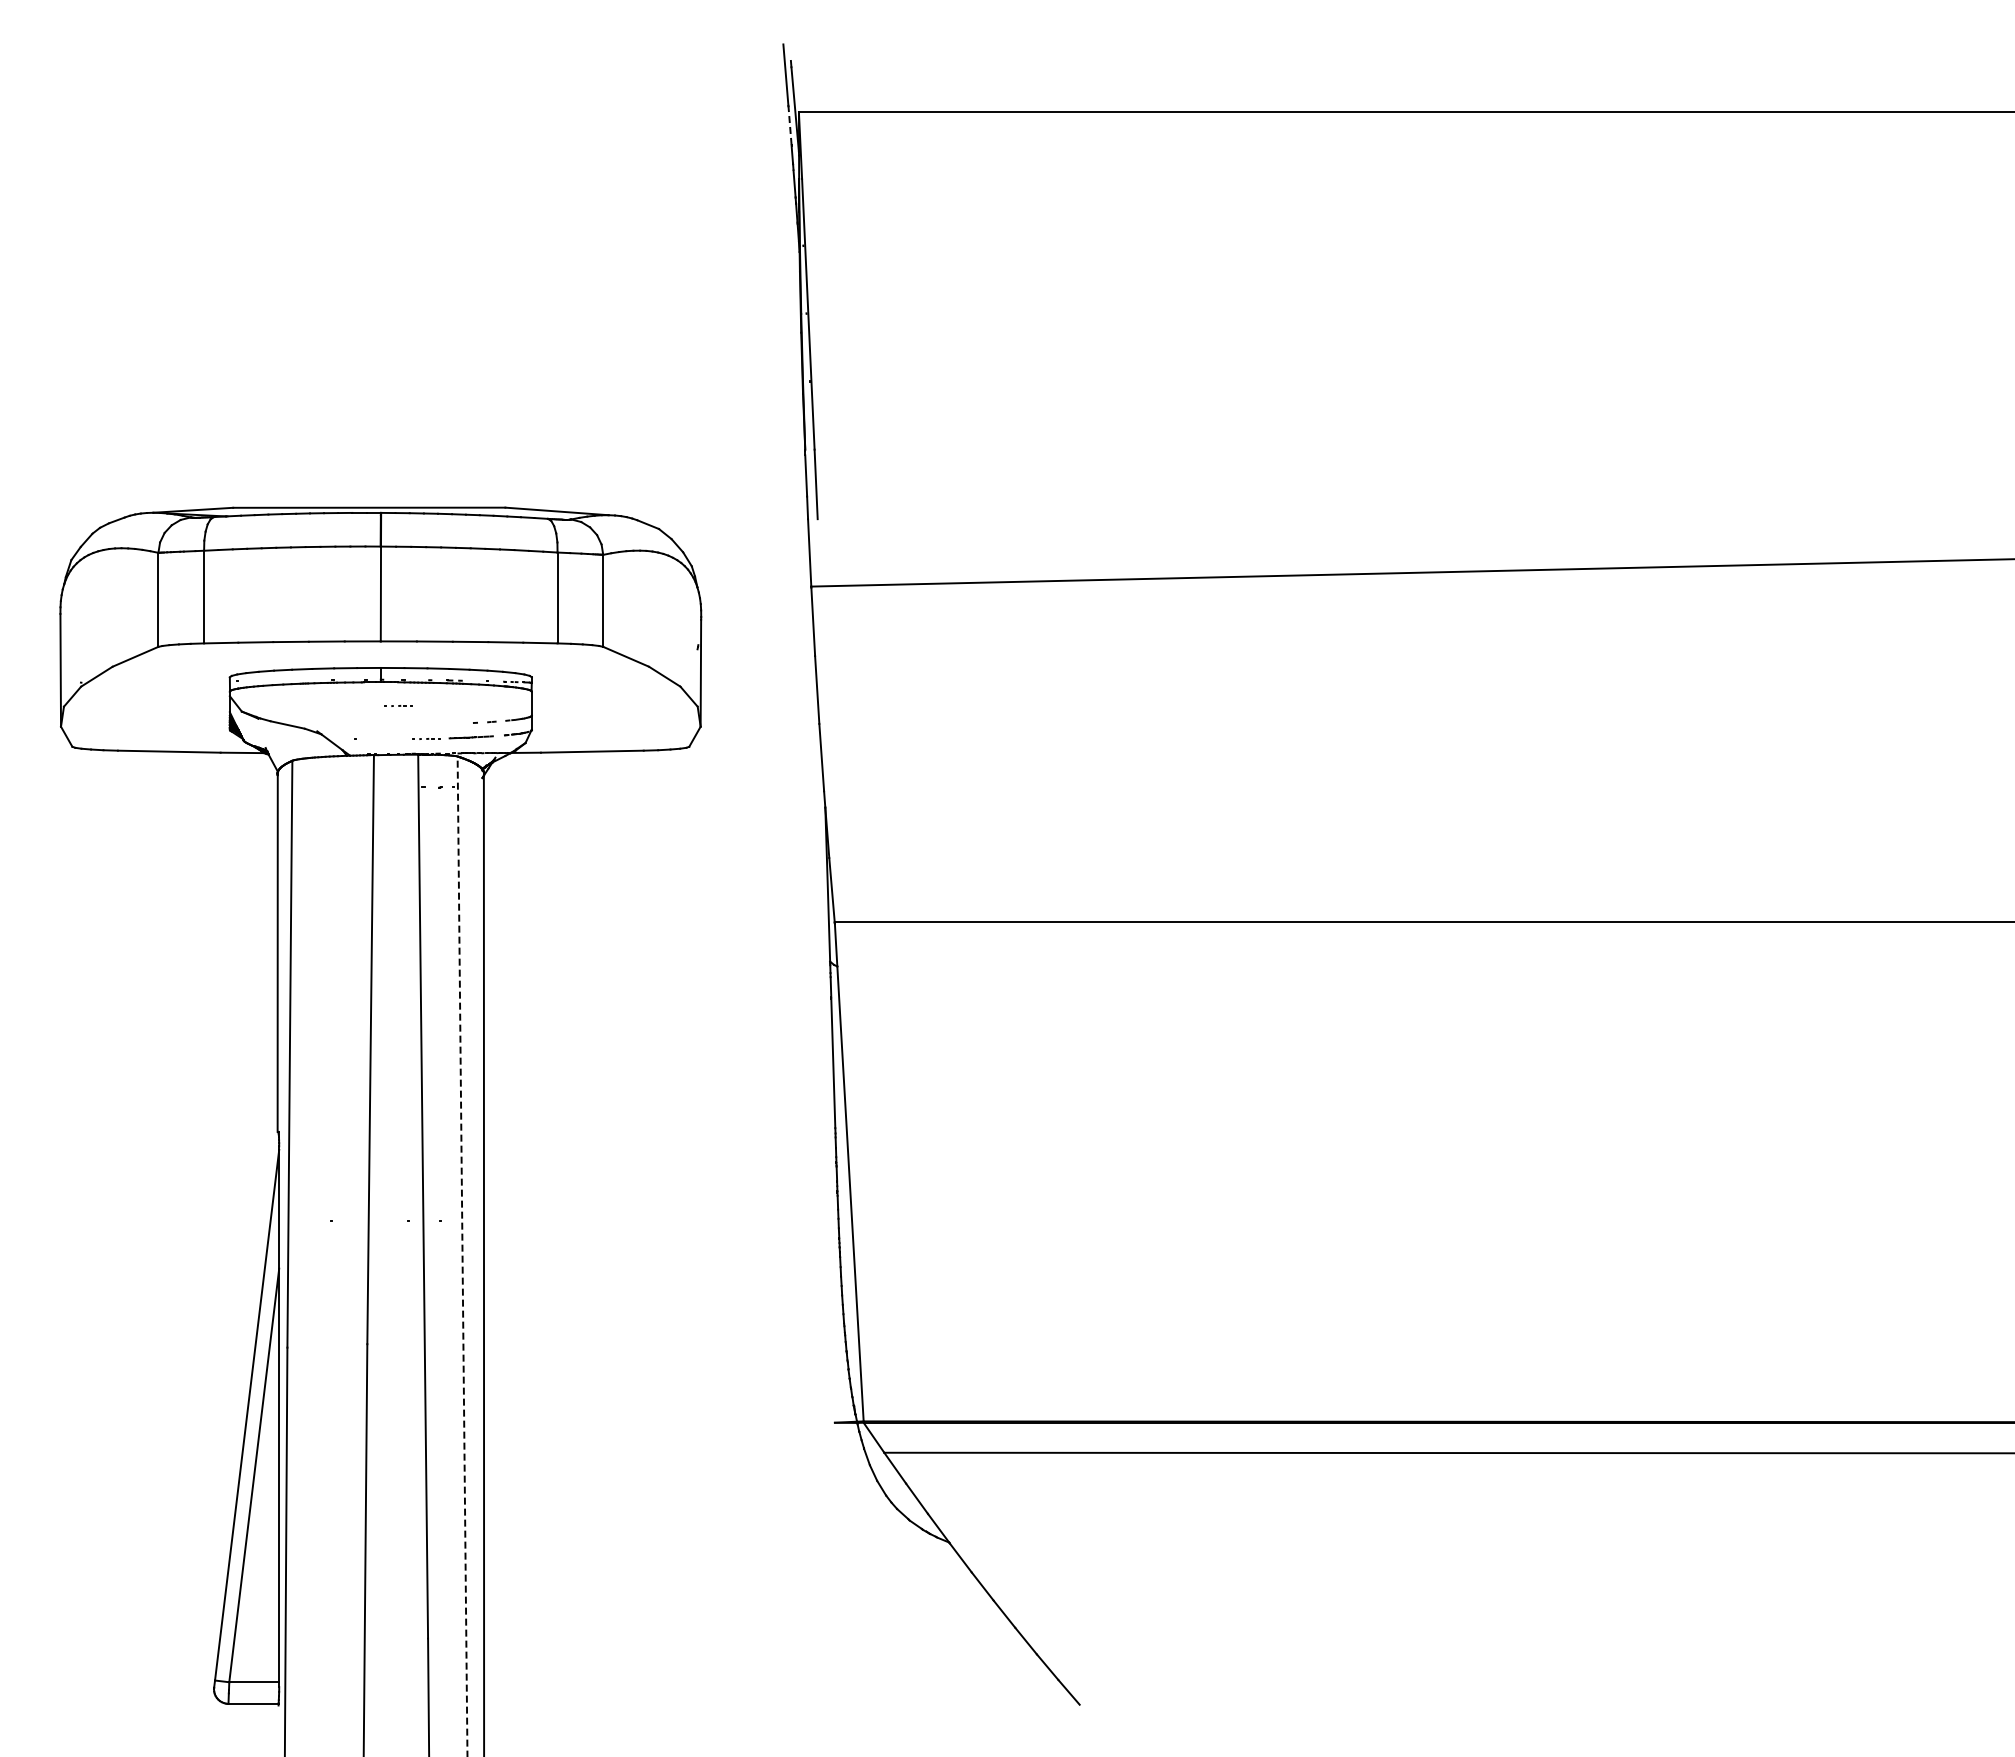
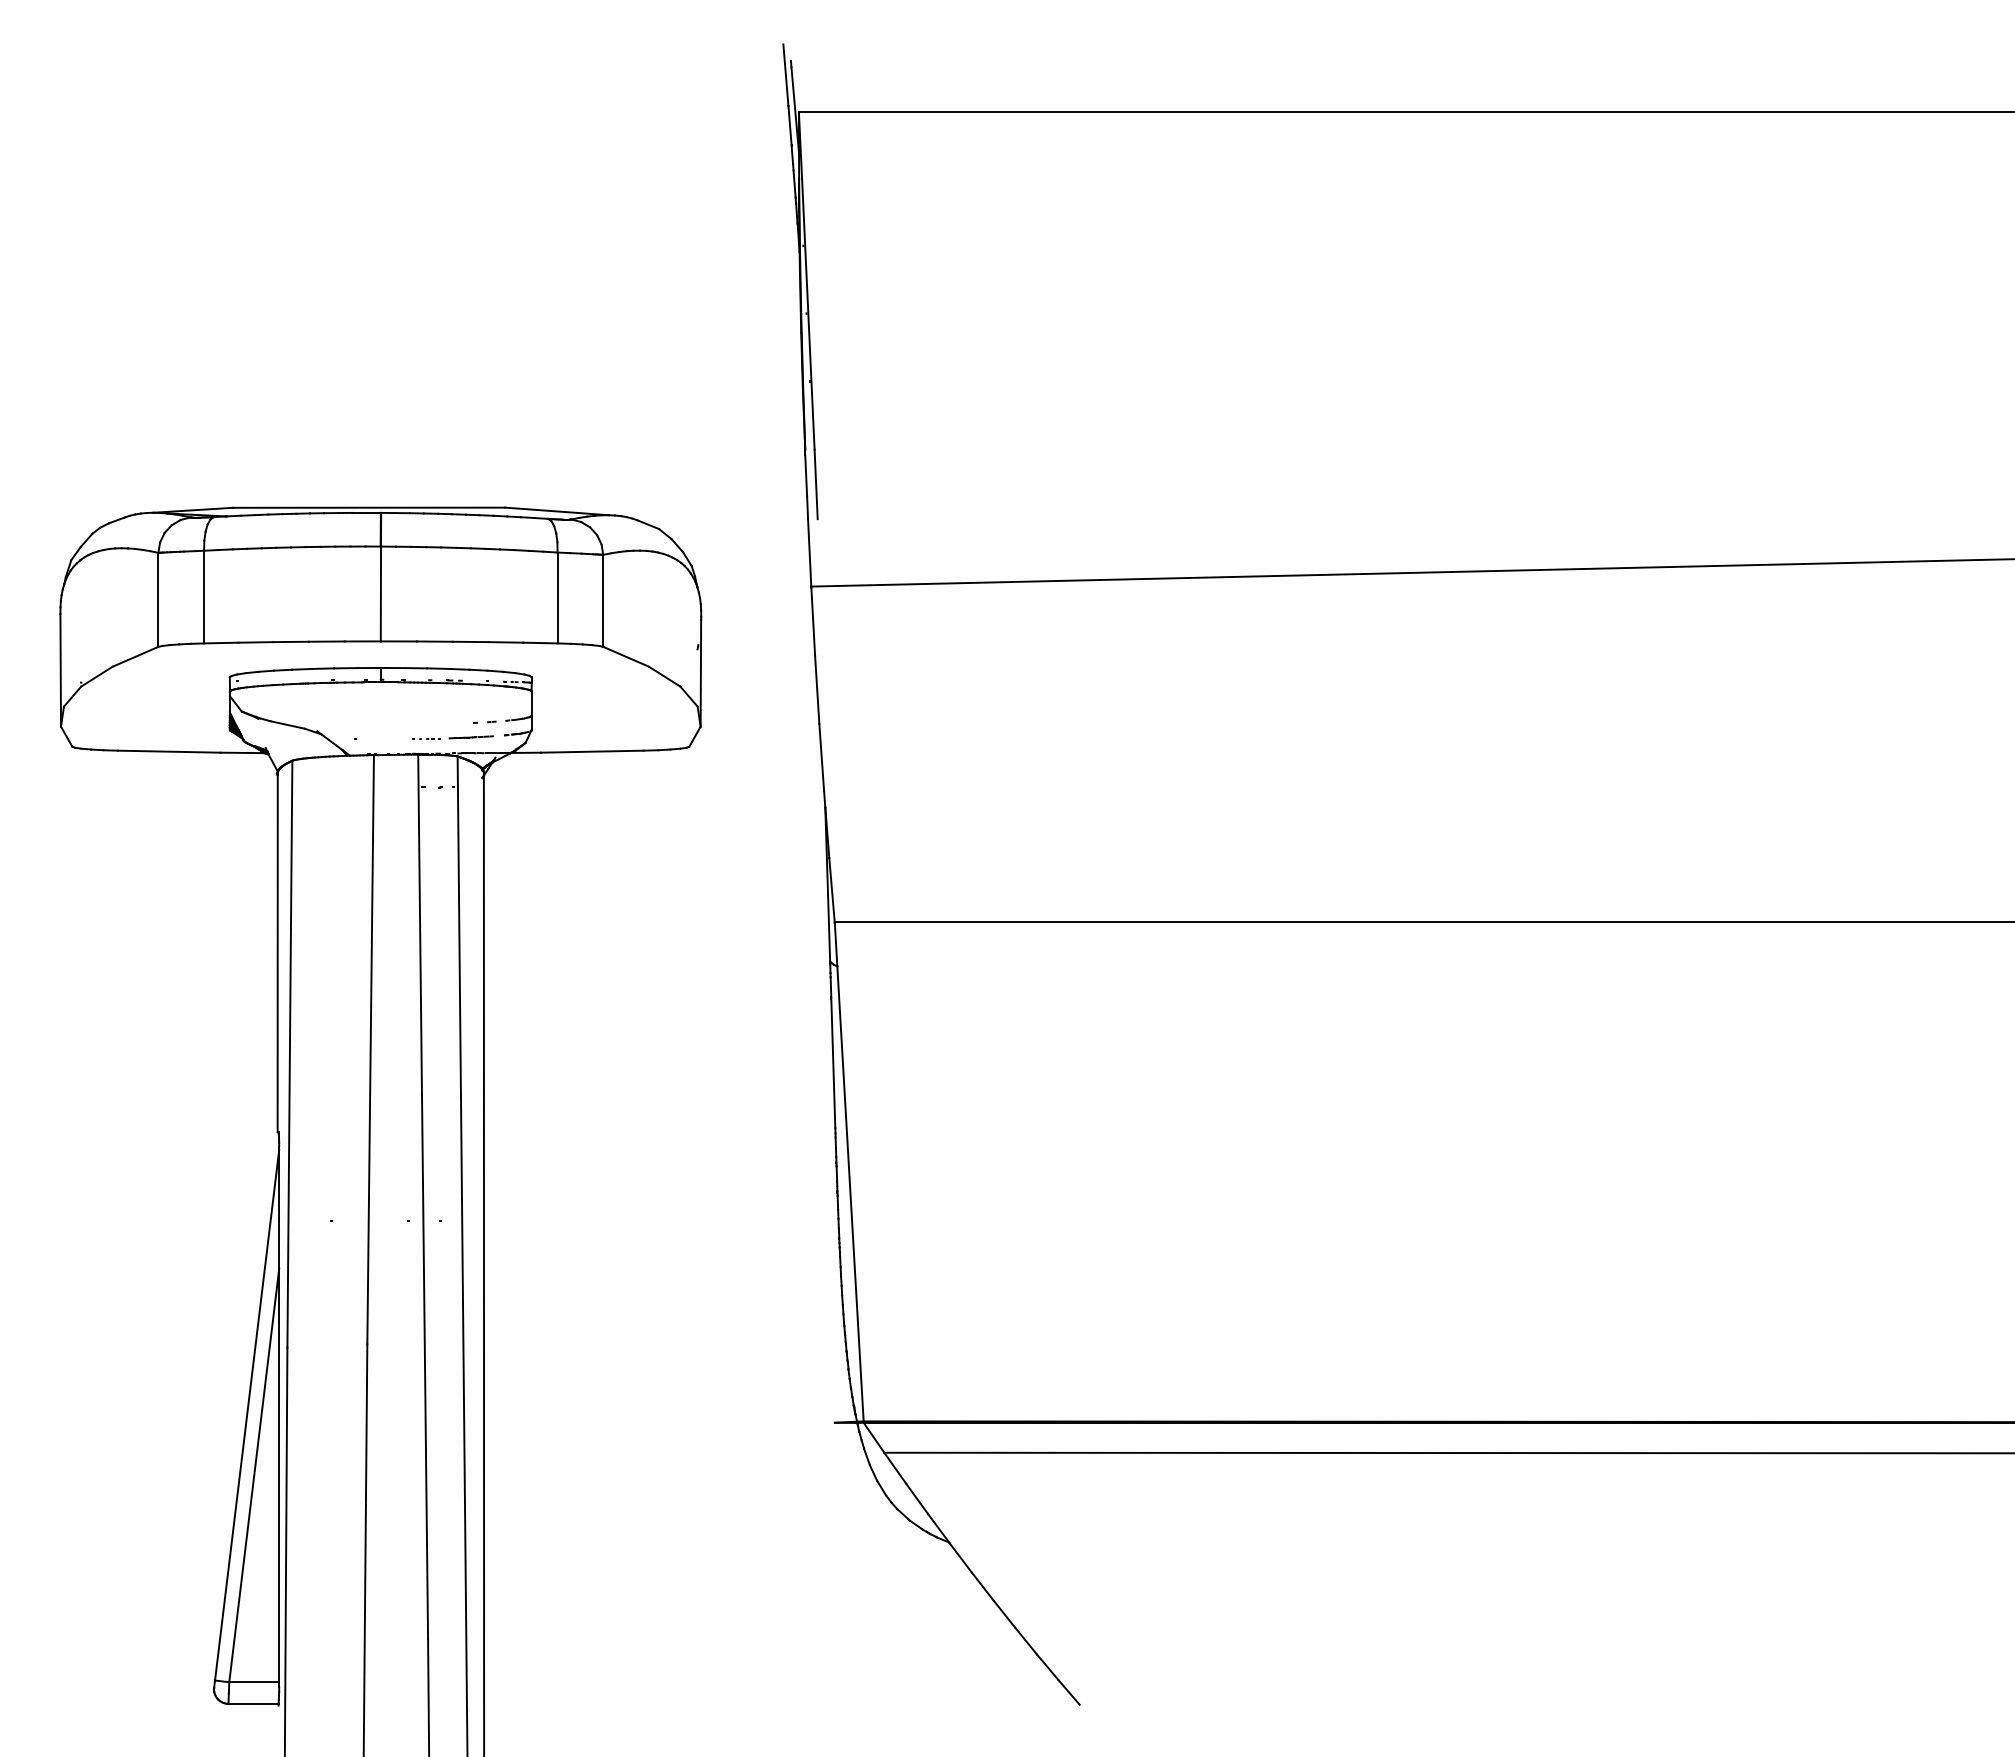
line: dashed -> solid (790, 125)
part: present -> none (398, 705)
line: dashed -> solid (462, 1256)
